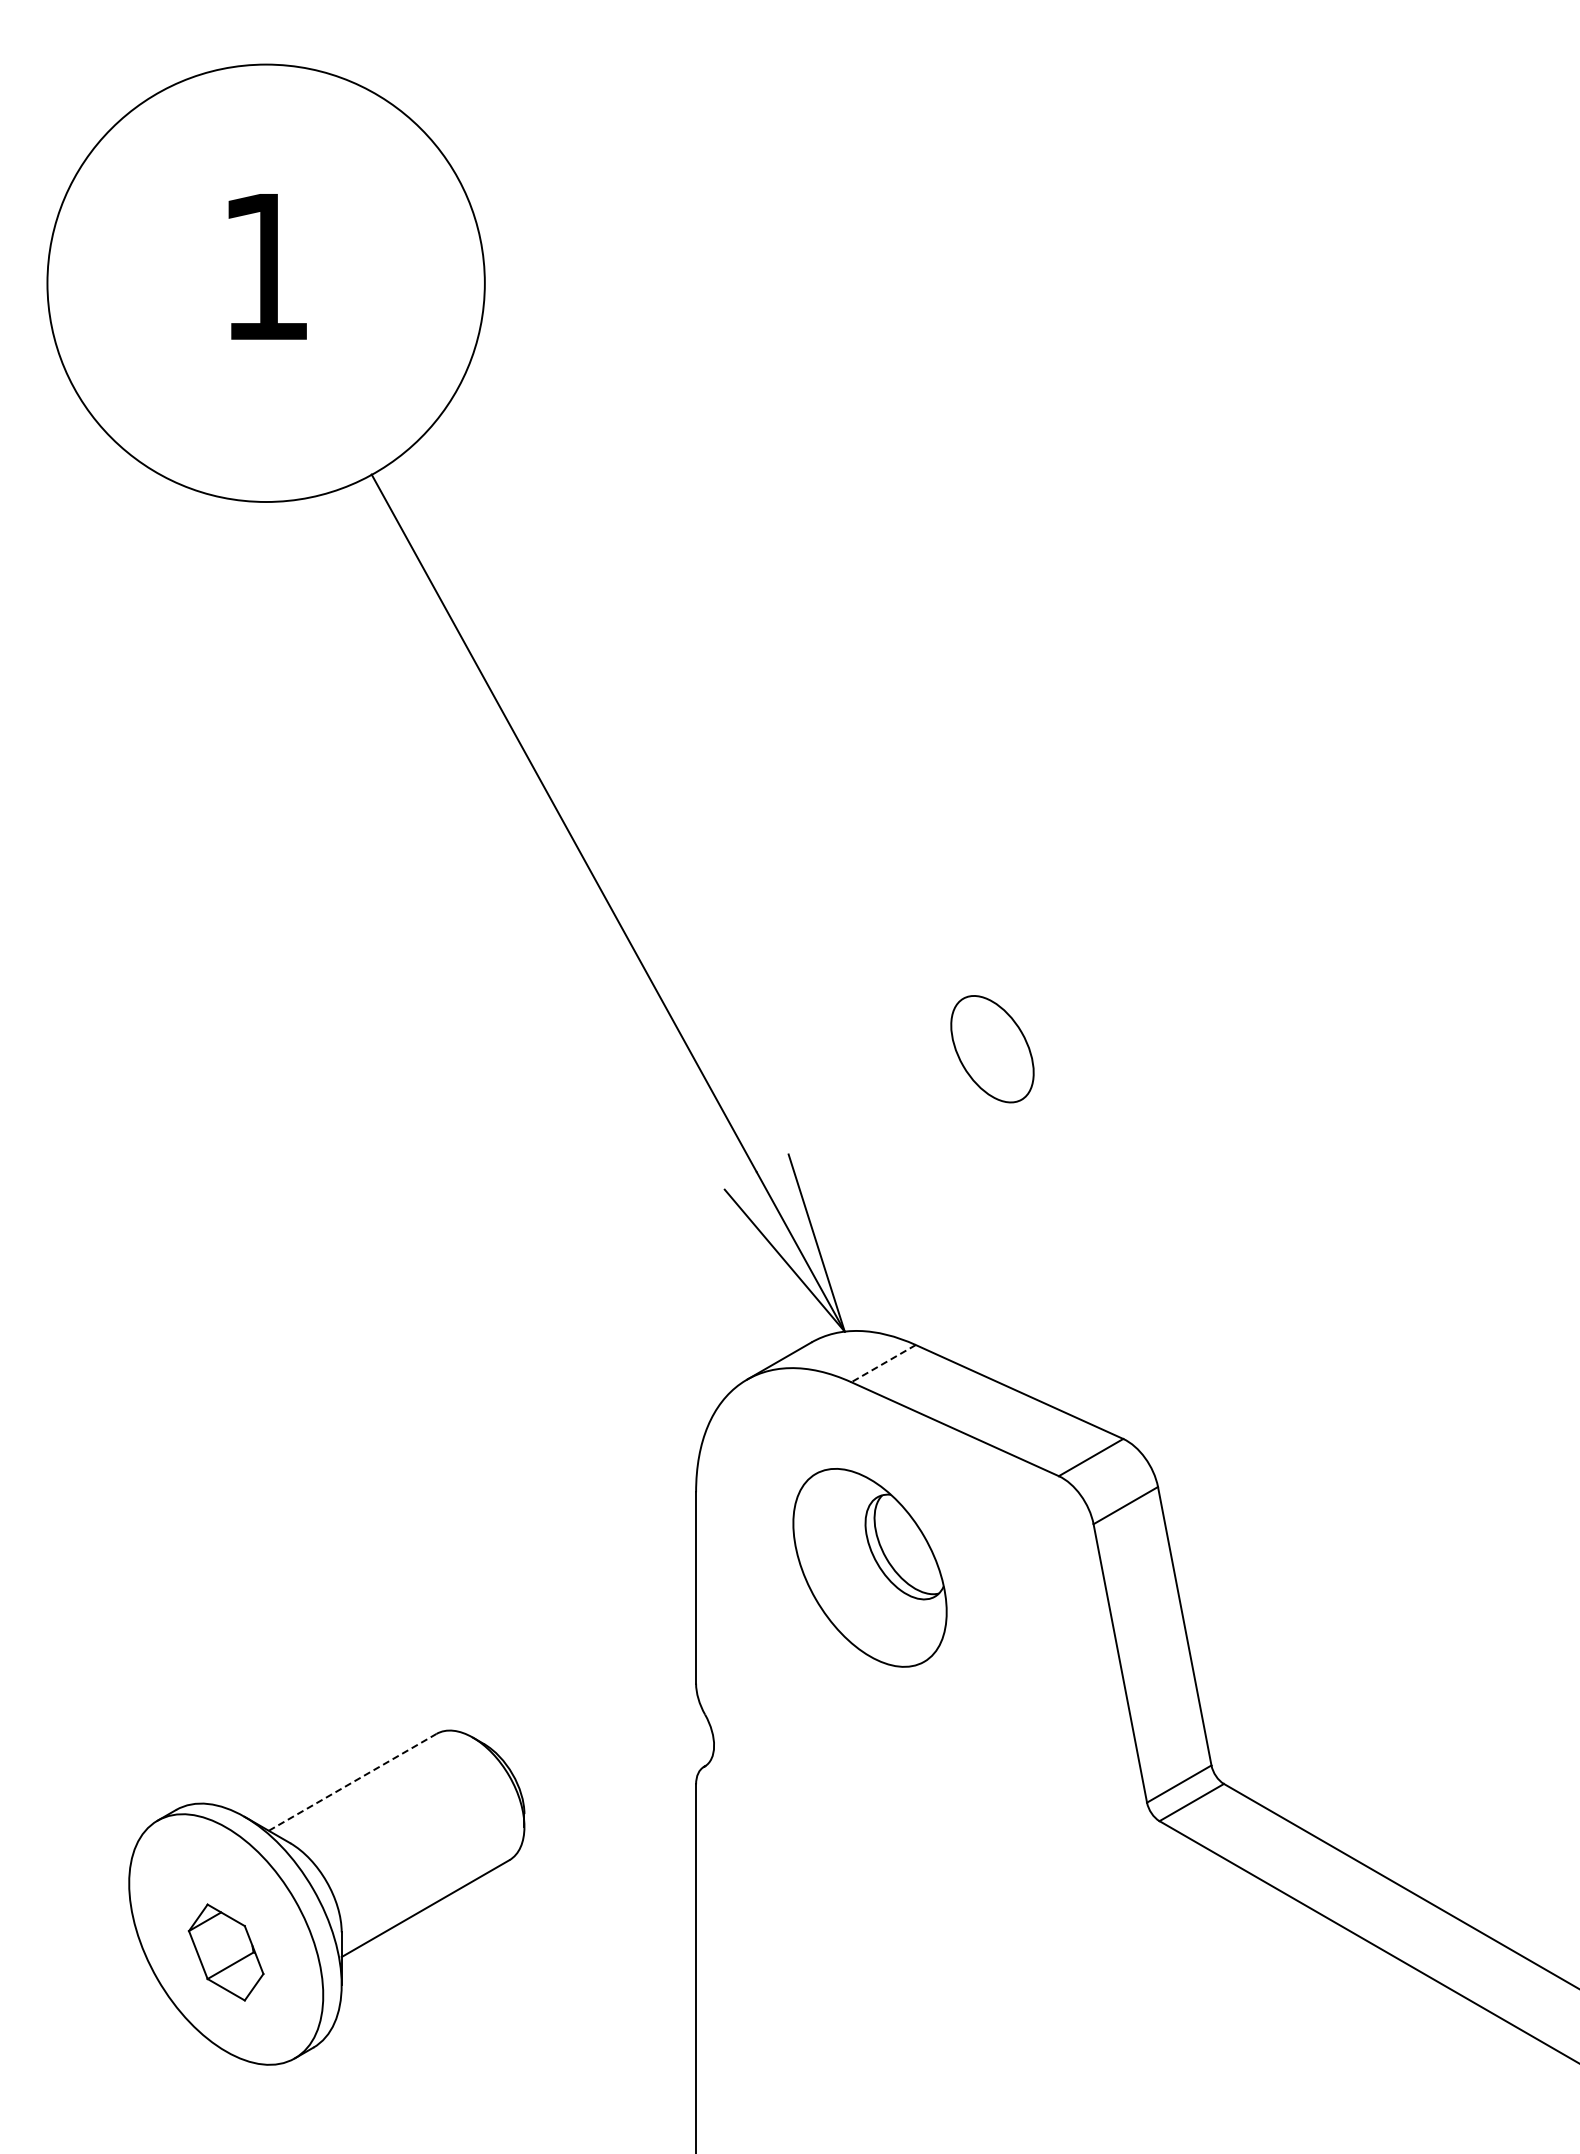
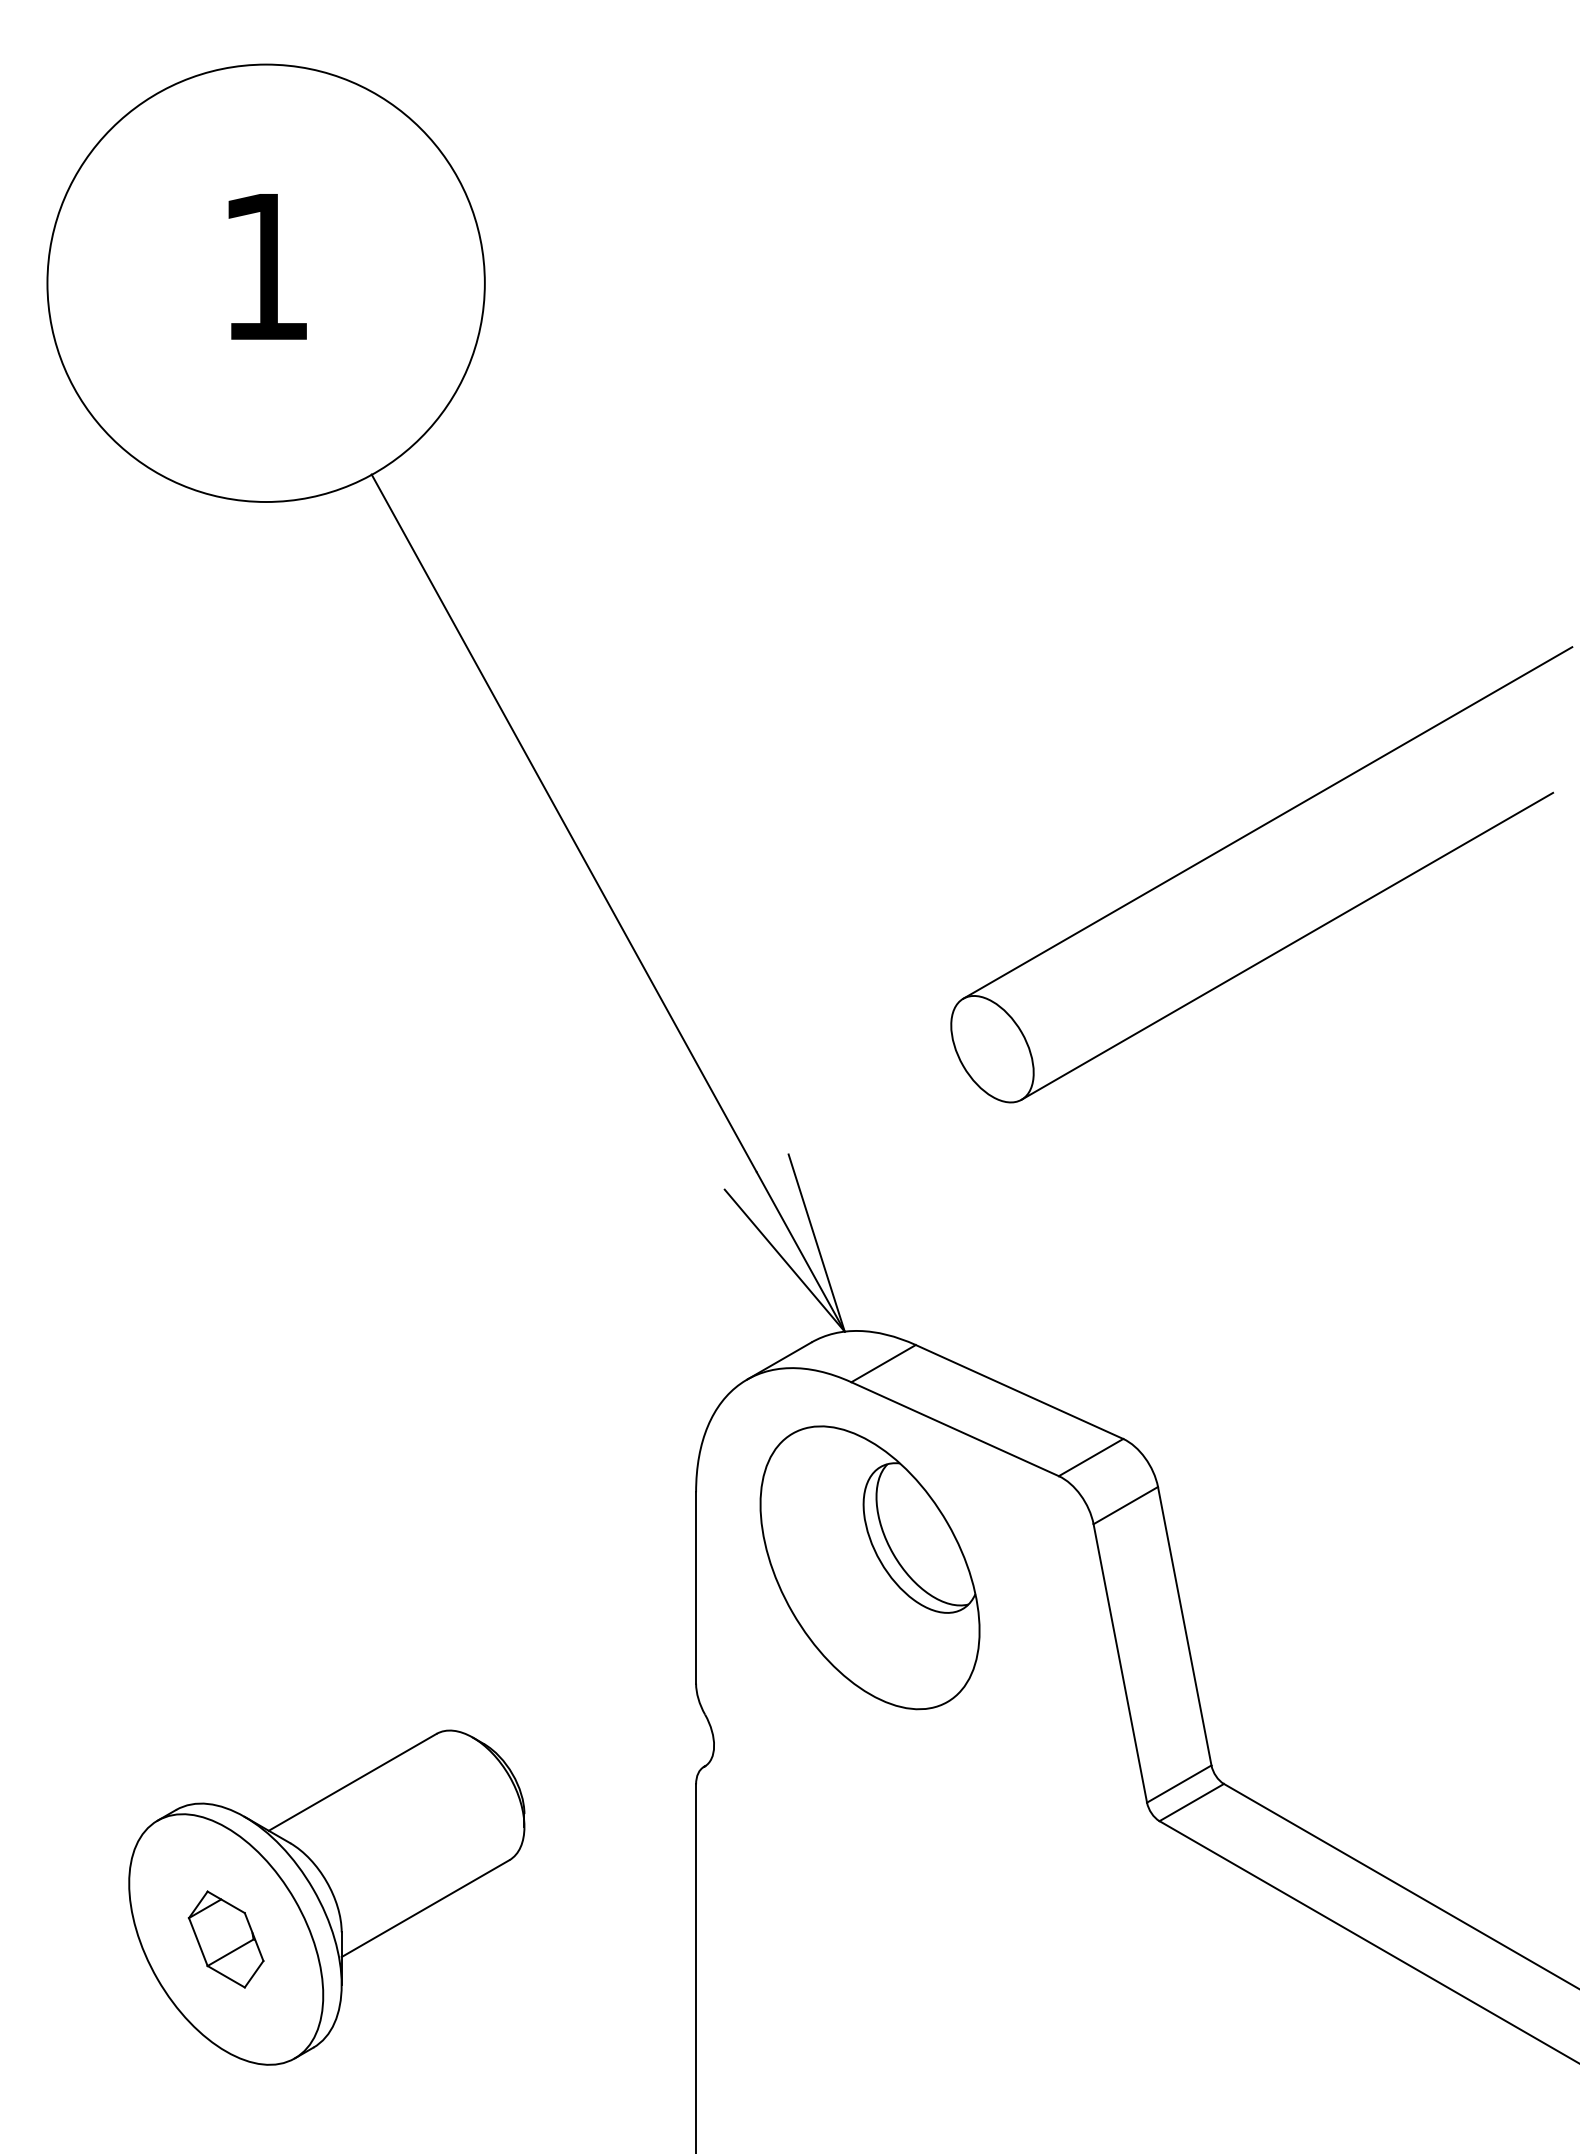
line: none -> present (1267, 822)
line: none -> present (1287, 945)
line: dashed -> solid (883, 1363)
part size: 156x200 px -> 222x286 px (869, 1567)
line: dashed -> solid (352, 1782)
part position: (225, 1952) -> (225, 1939) (225, 1939)
